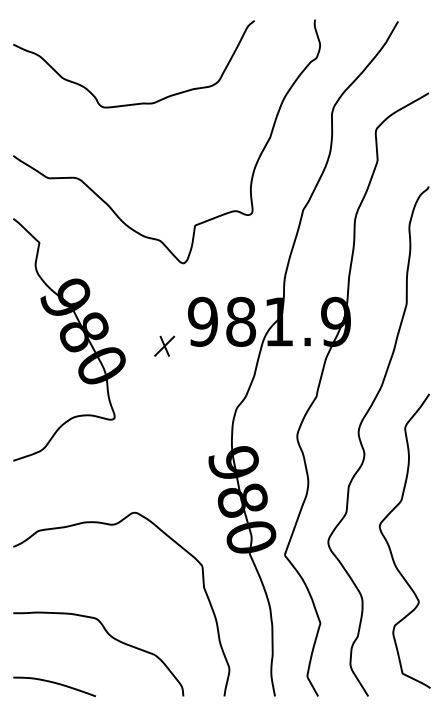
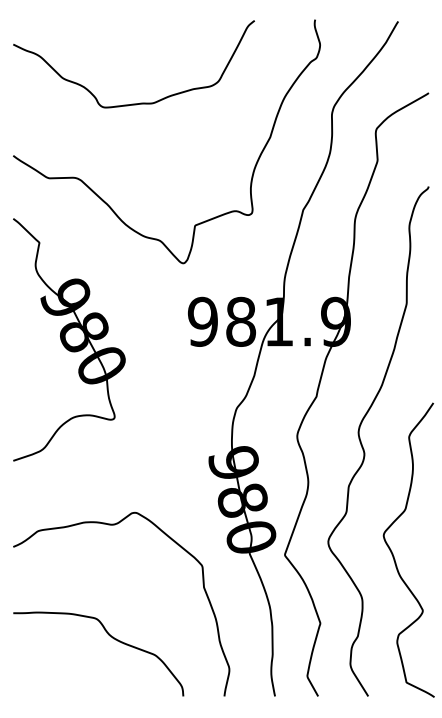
part: present -> none (164, 345)
curve position: (389, 544) -> (393, 553) (393, 553)
curve: present -> none (56, 684)
